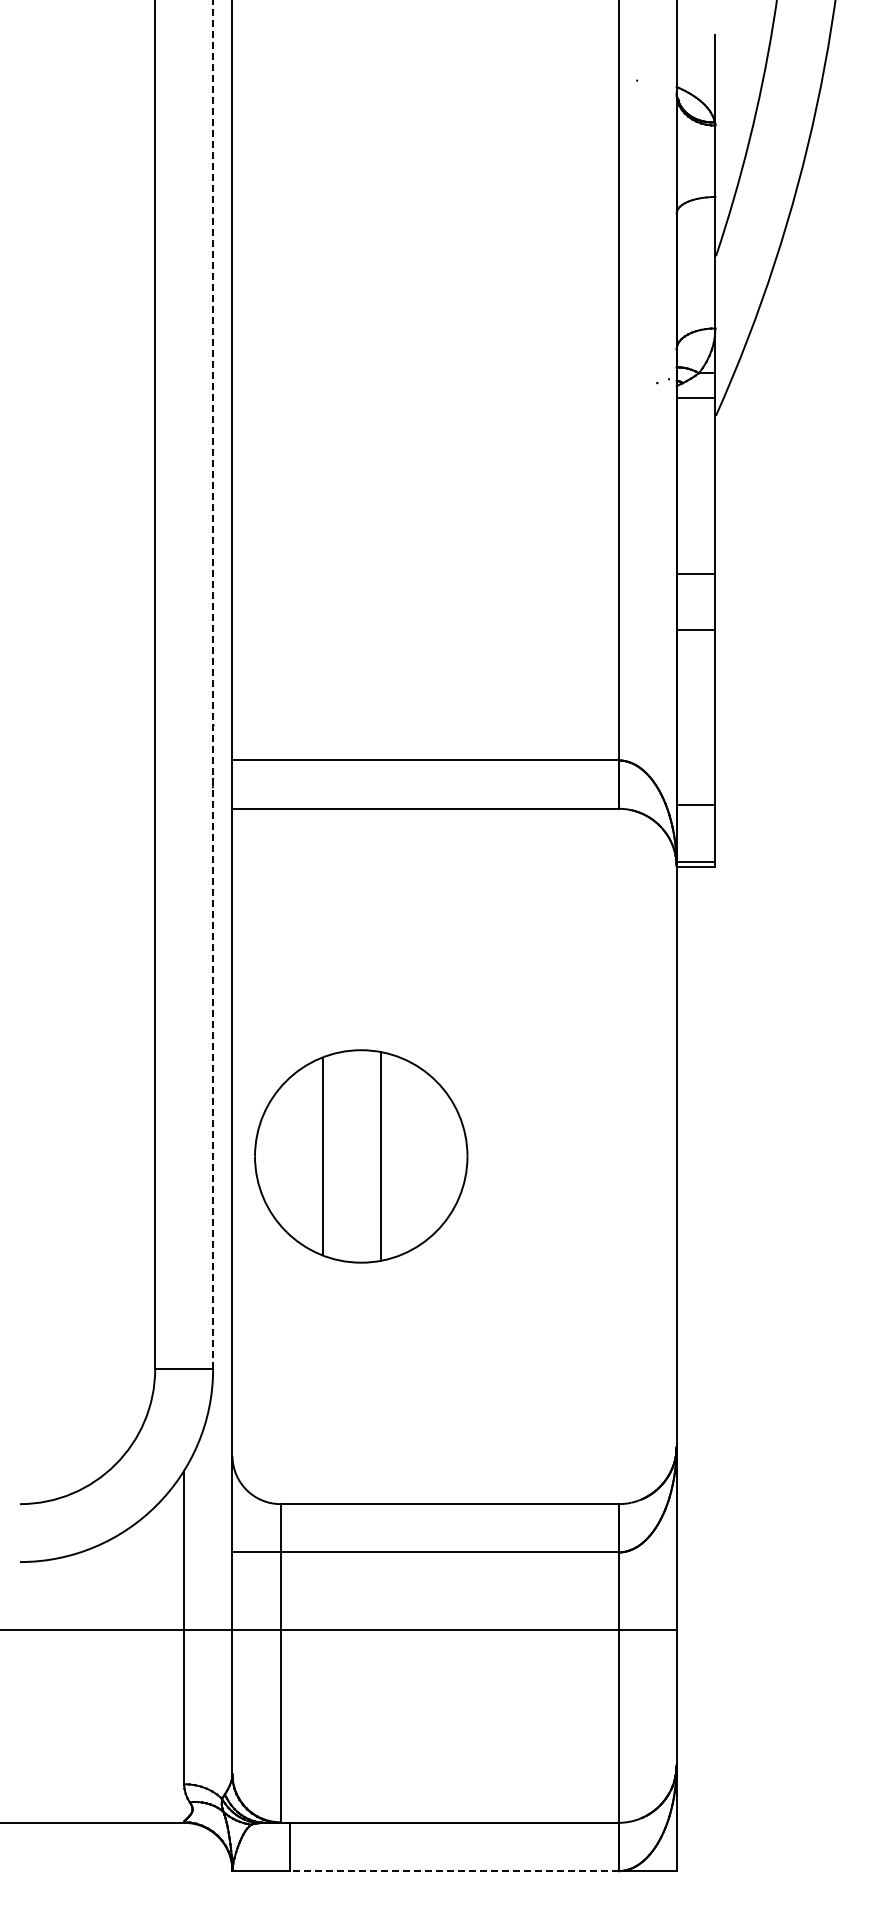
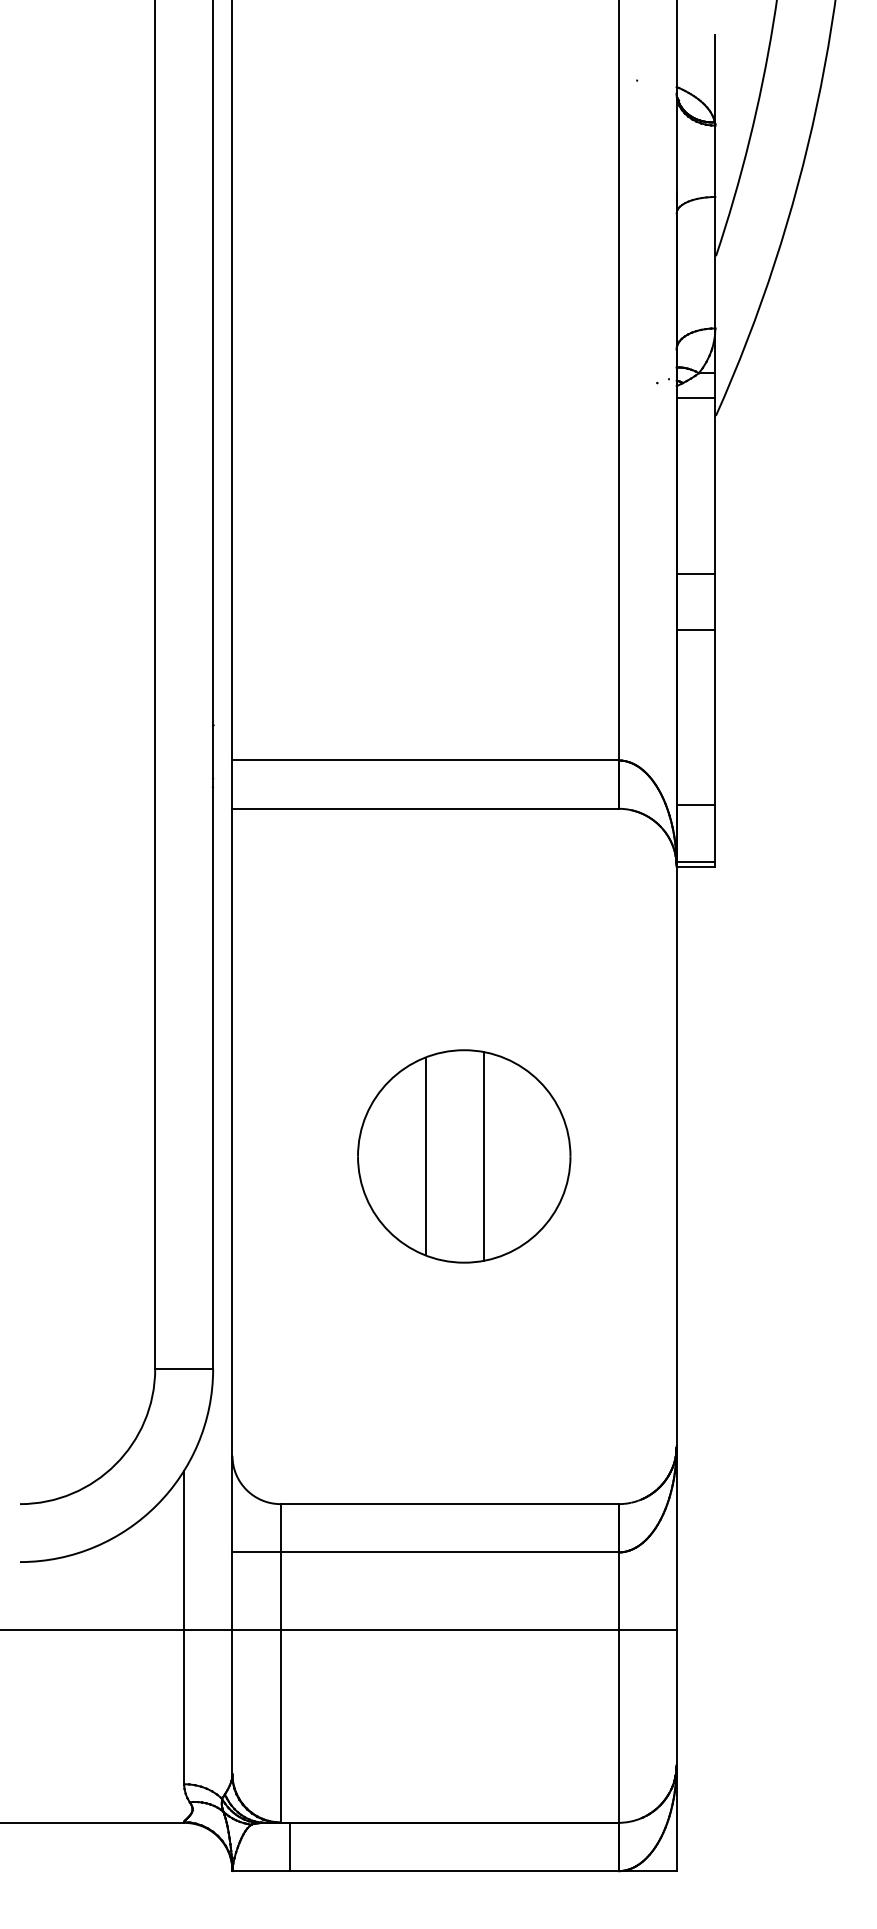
line: dashed -> solid (213, 684)
part position: (361, 1156) -> (464, 1156) (464, 1156)
line: dashed -> solid (454, 1871)
